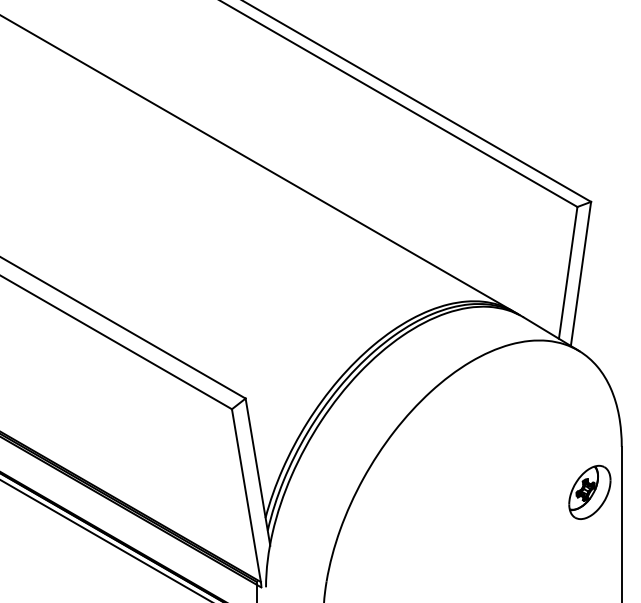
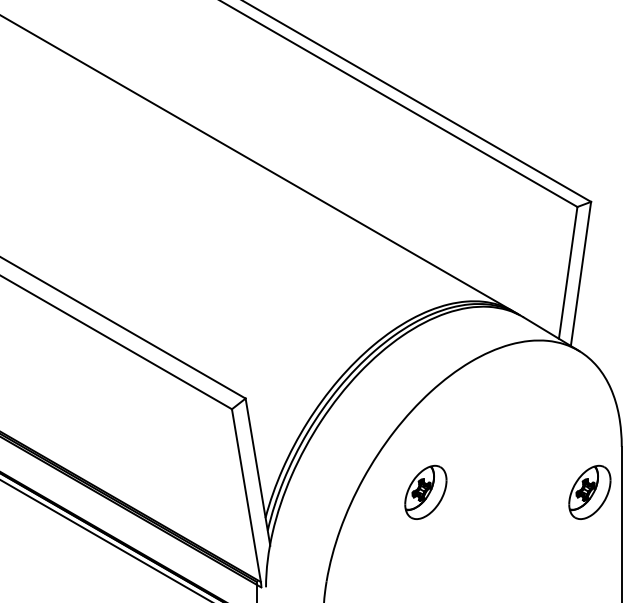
part: none -> present (425, 491)
